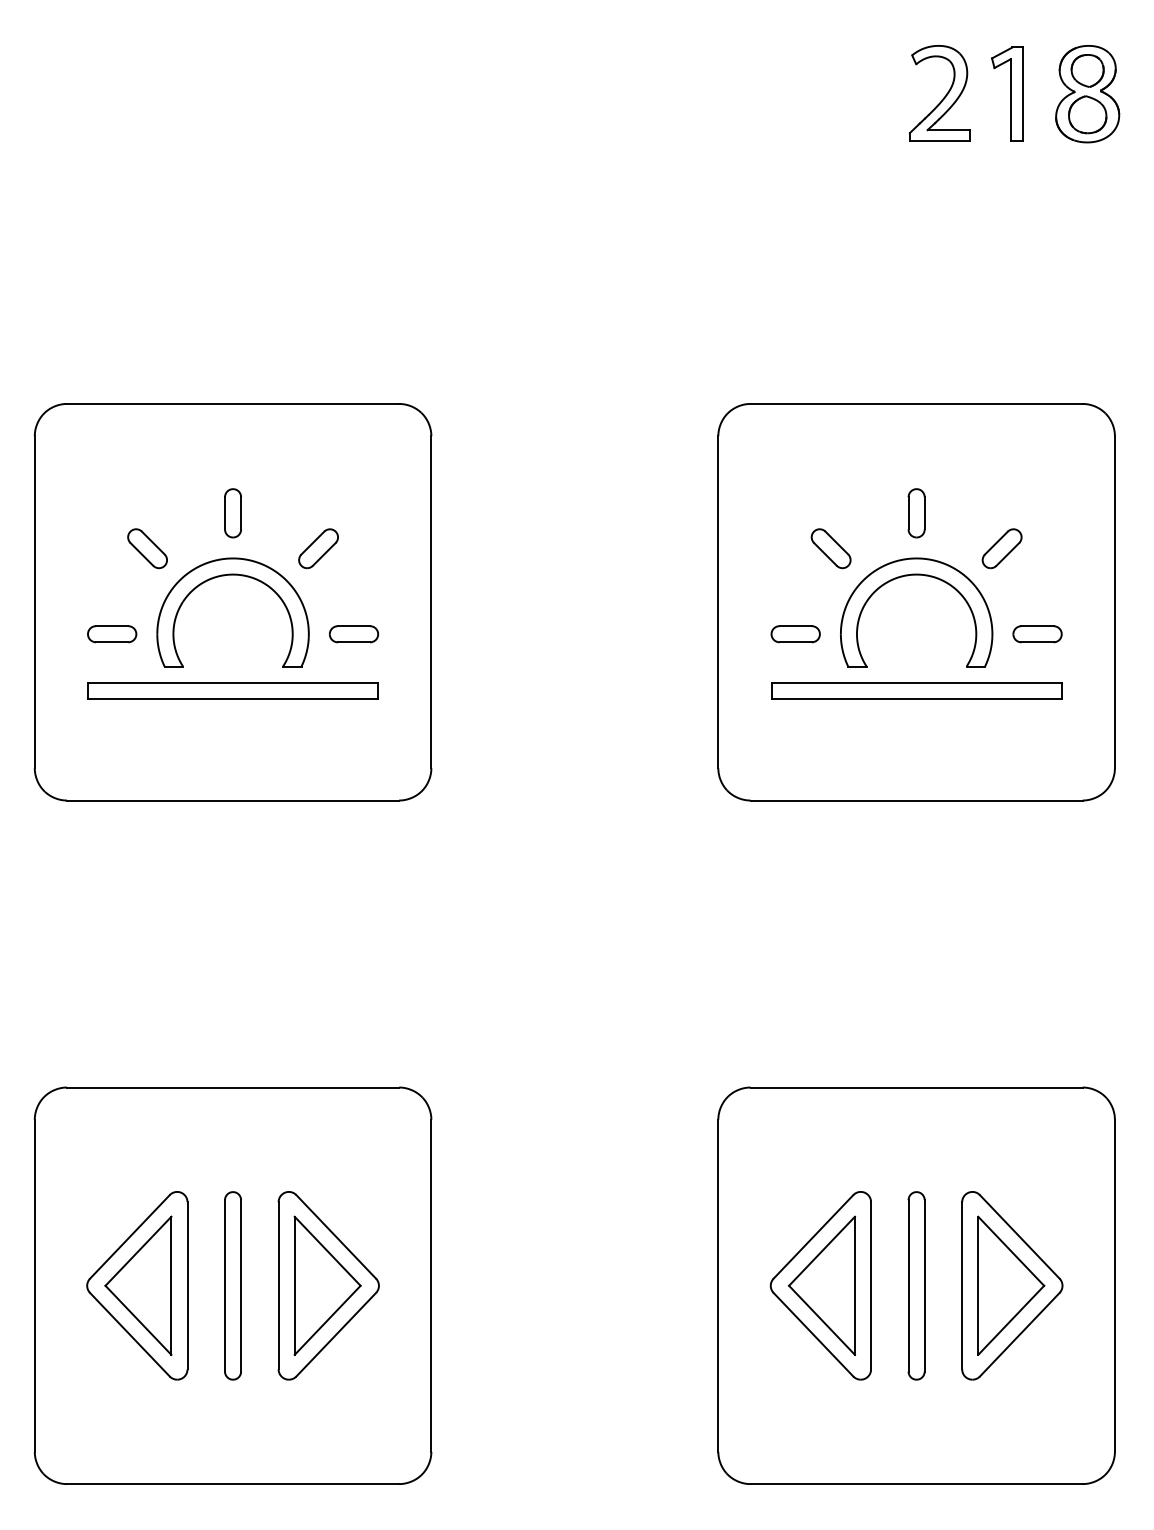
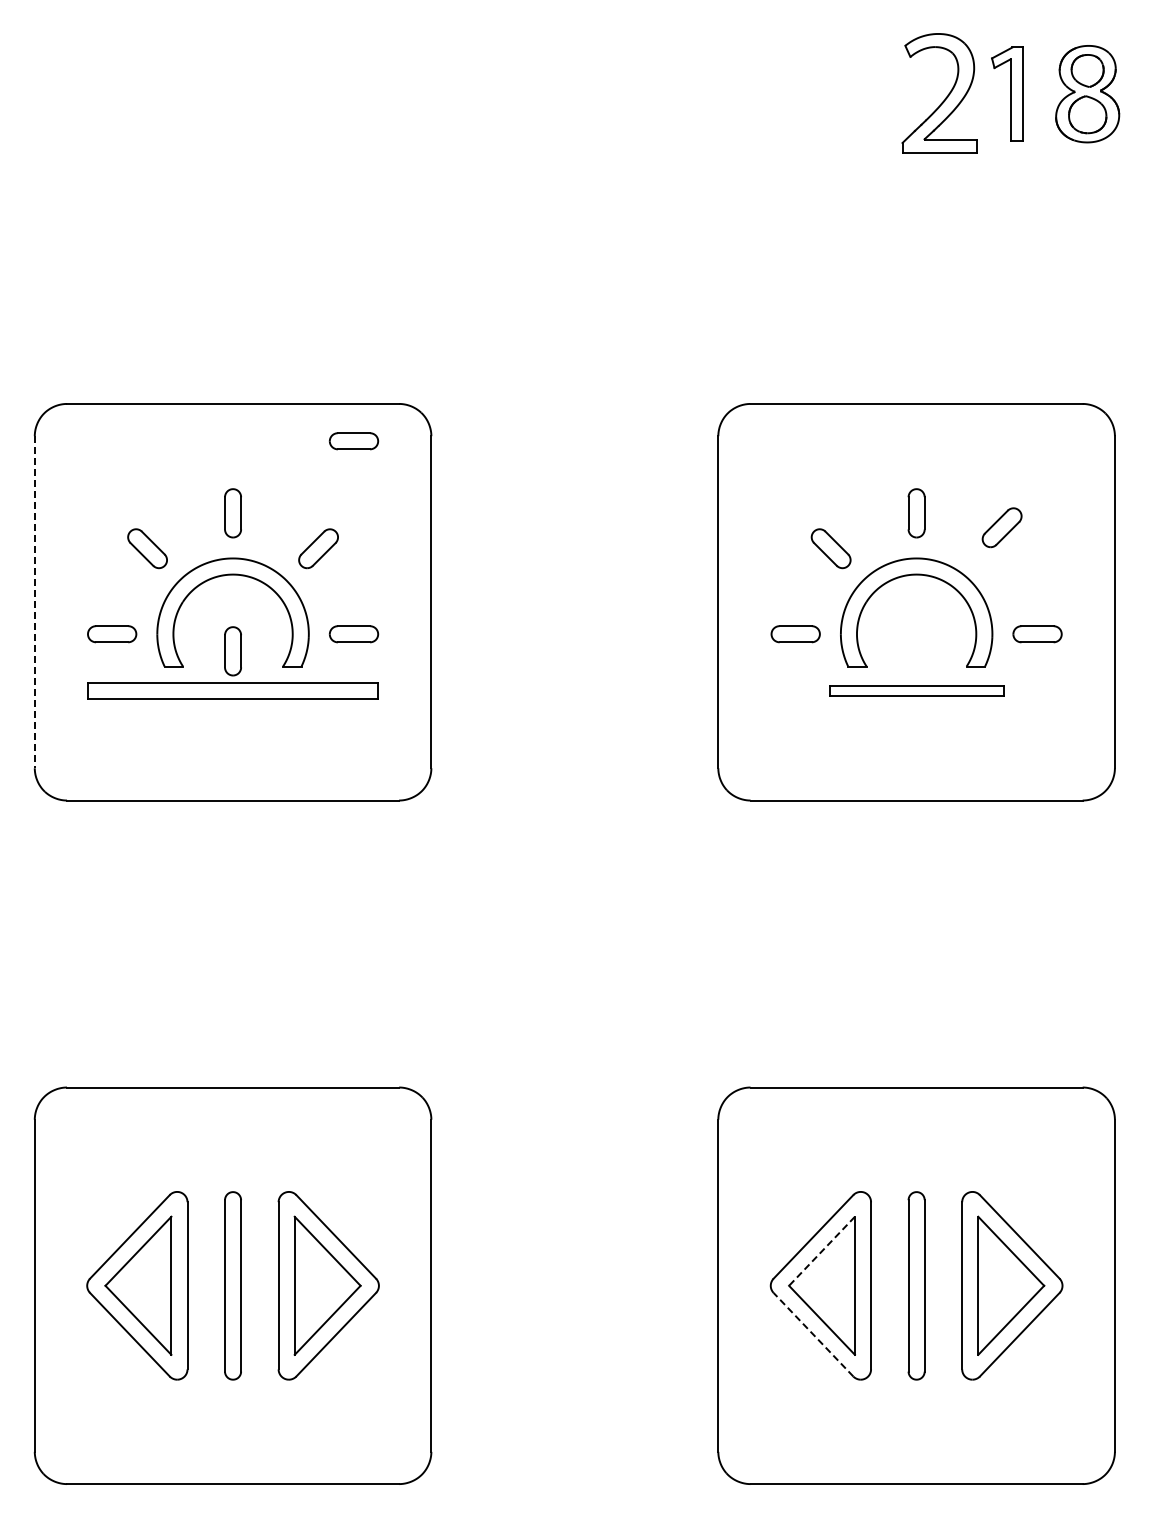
part size: 63x97 px -> 77x121 px (939, 93)
part: none -> present (353, 441)
part position: (1001, 548) -> (1001, 527) (1001, 527)
line: solid -> dashed (34, 602)
part: none -> present (232, 651)
part size: 292x18 px -> 176x12 px (916, 690)
line: solid -> dashed (822, 1251)
line: solid -> dashed (813, 1334)
